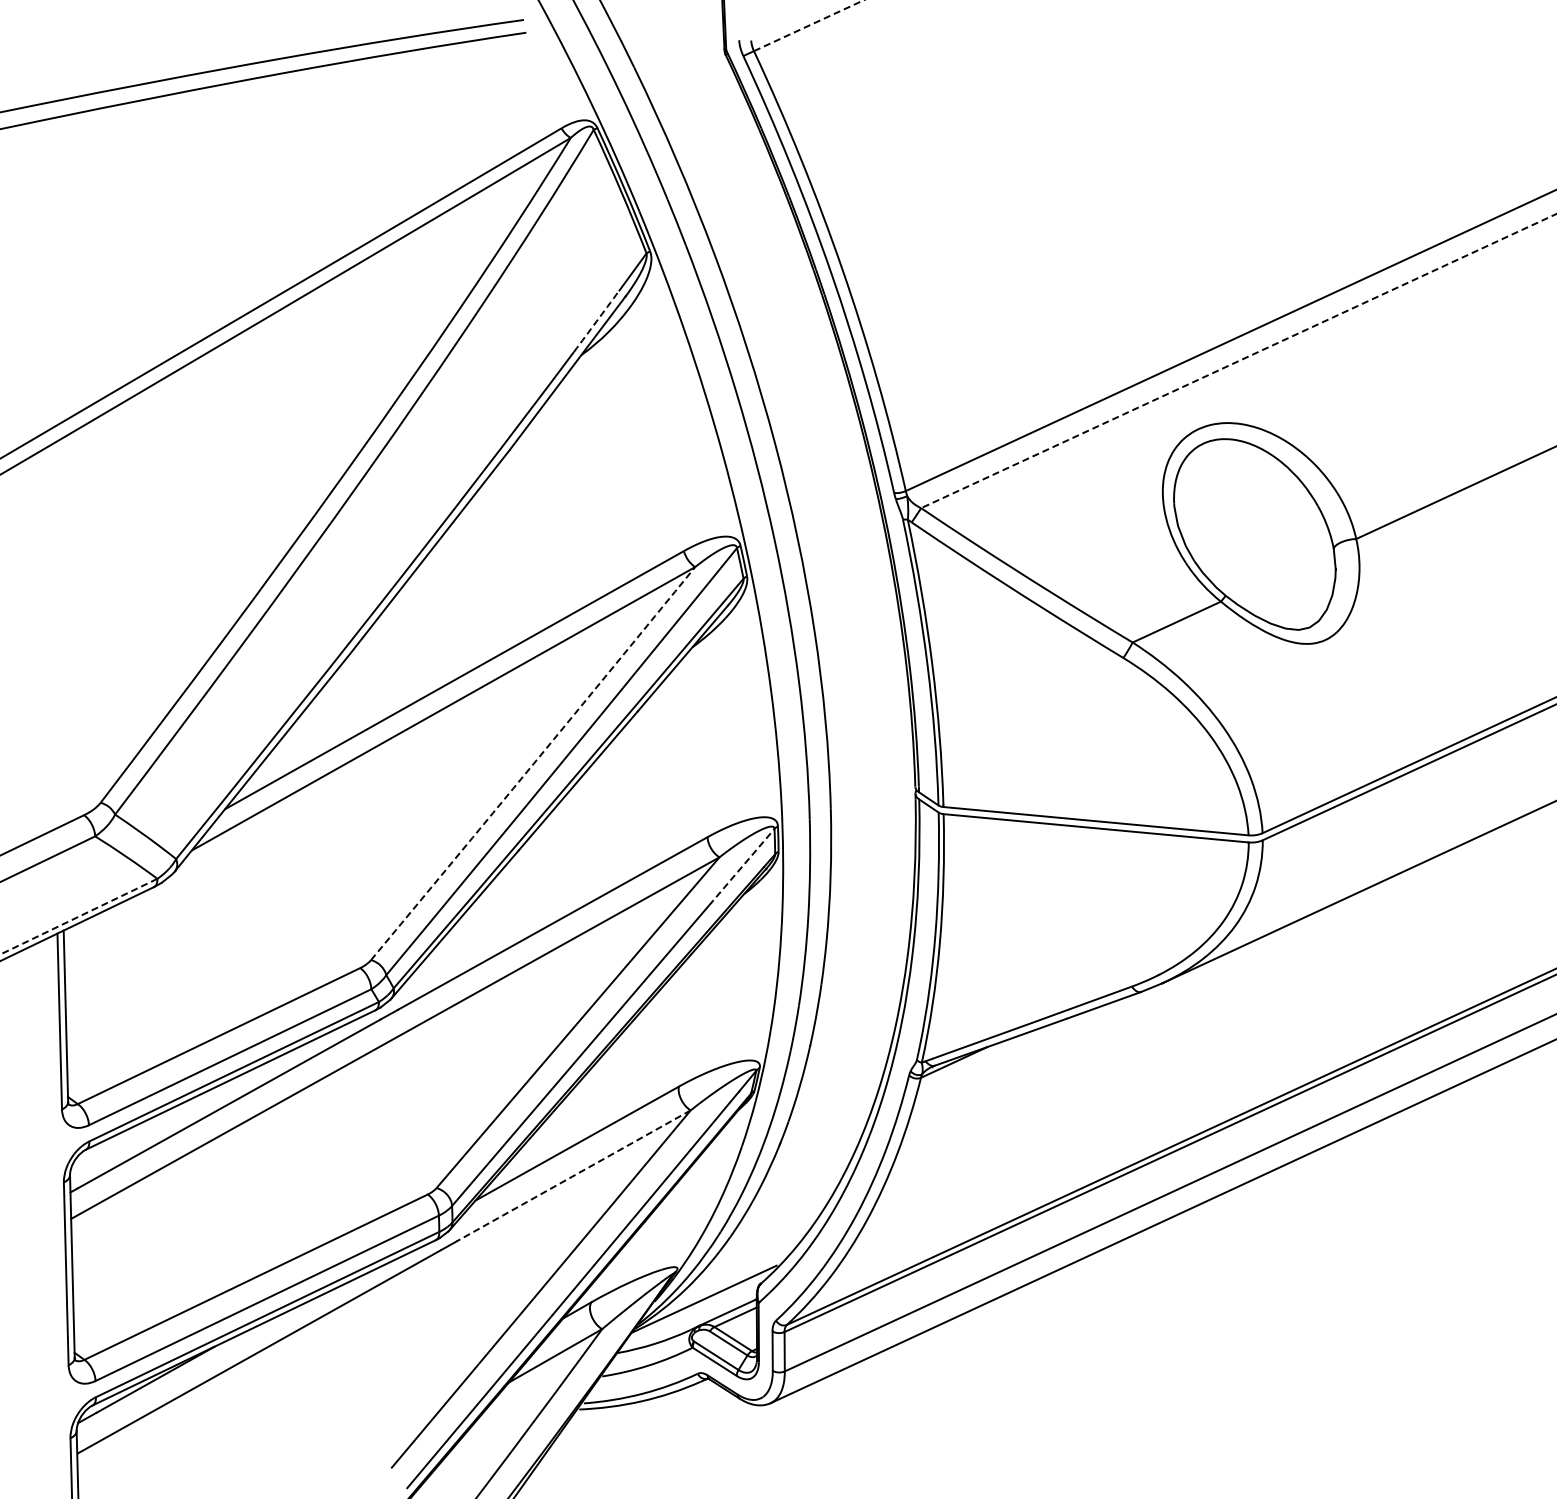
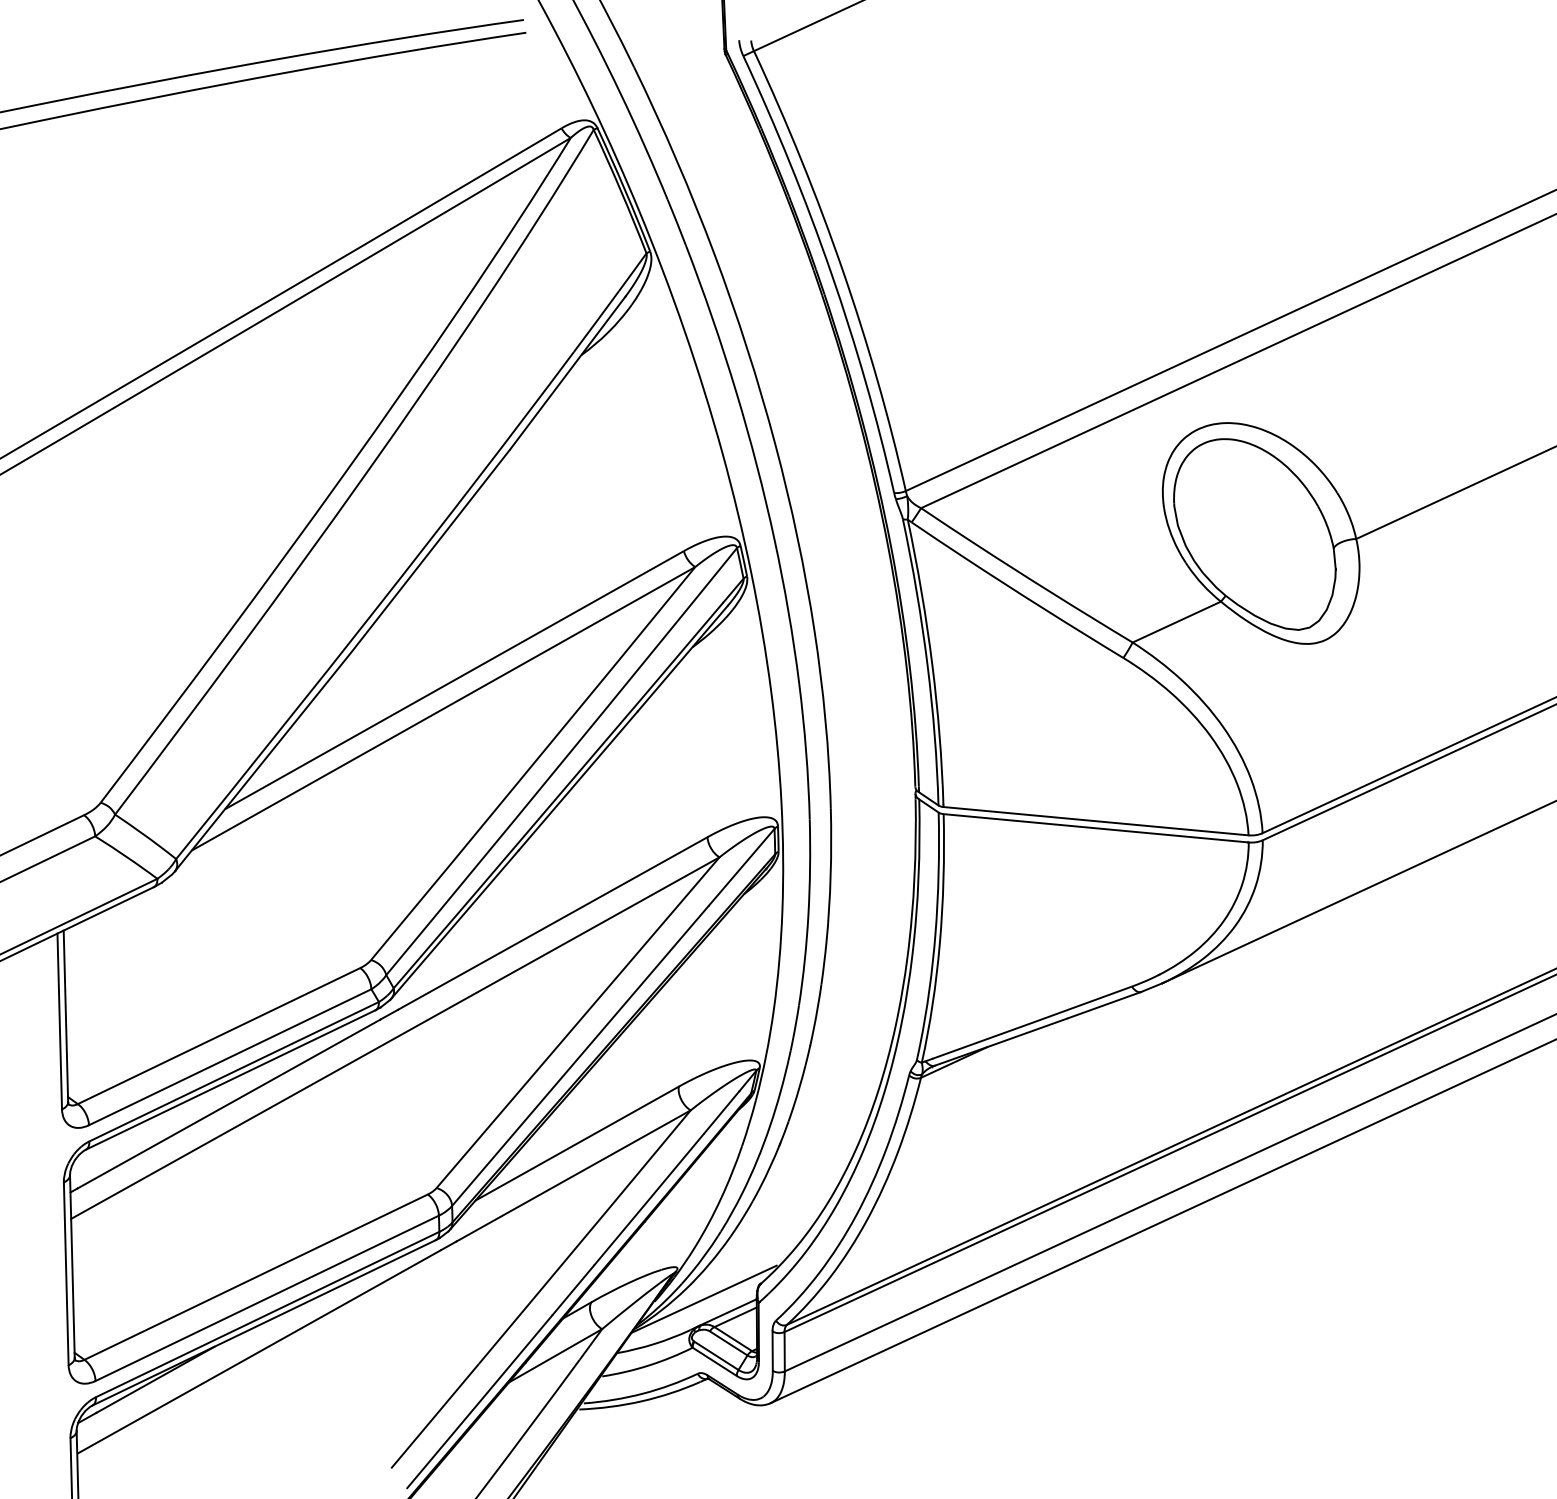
line: dashed -> solid (809, 25)
arc: dashed -> solid (596, 321)
line: dashed -> solid (1238, 361)
arc: dashed -> solid (533, 763)
line: dashed -> solid (742, 866)
line: dashed -> solid (79, 916)
line: dashed -> solid (573, 1176)
